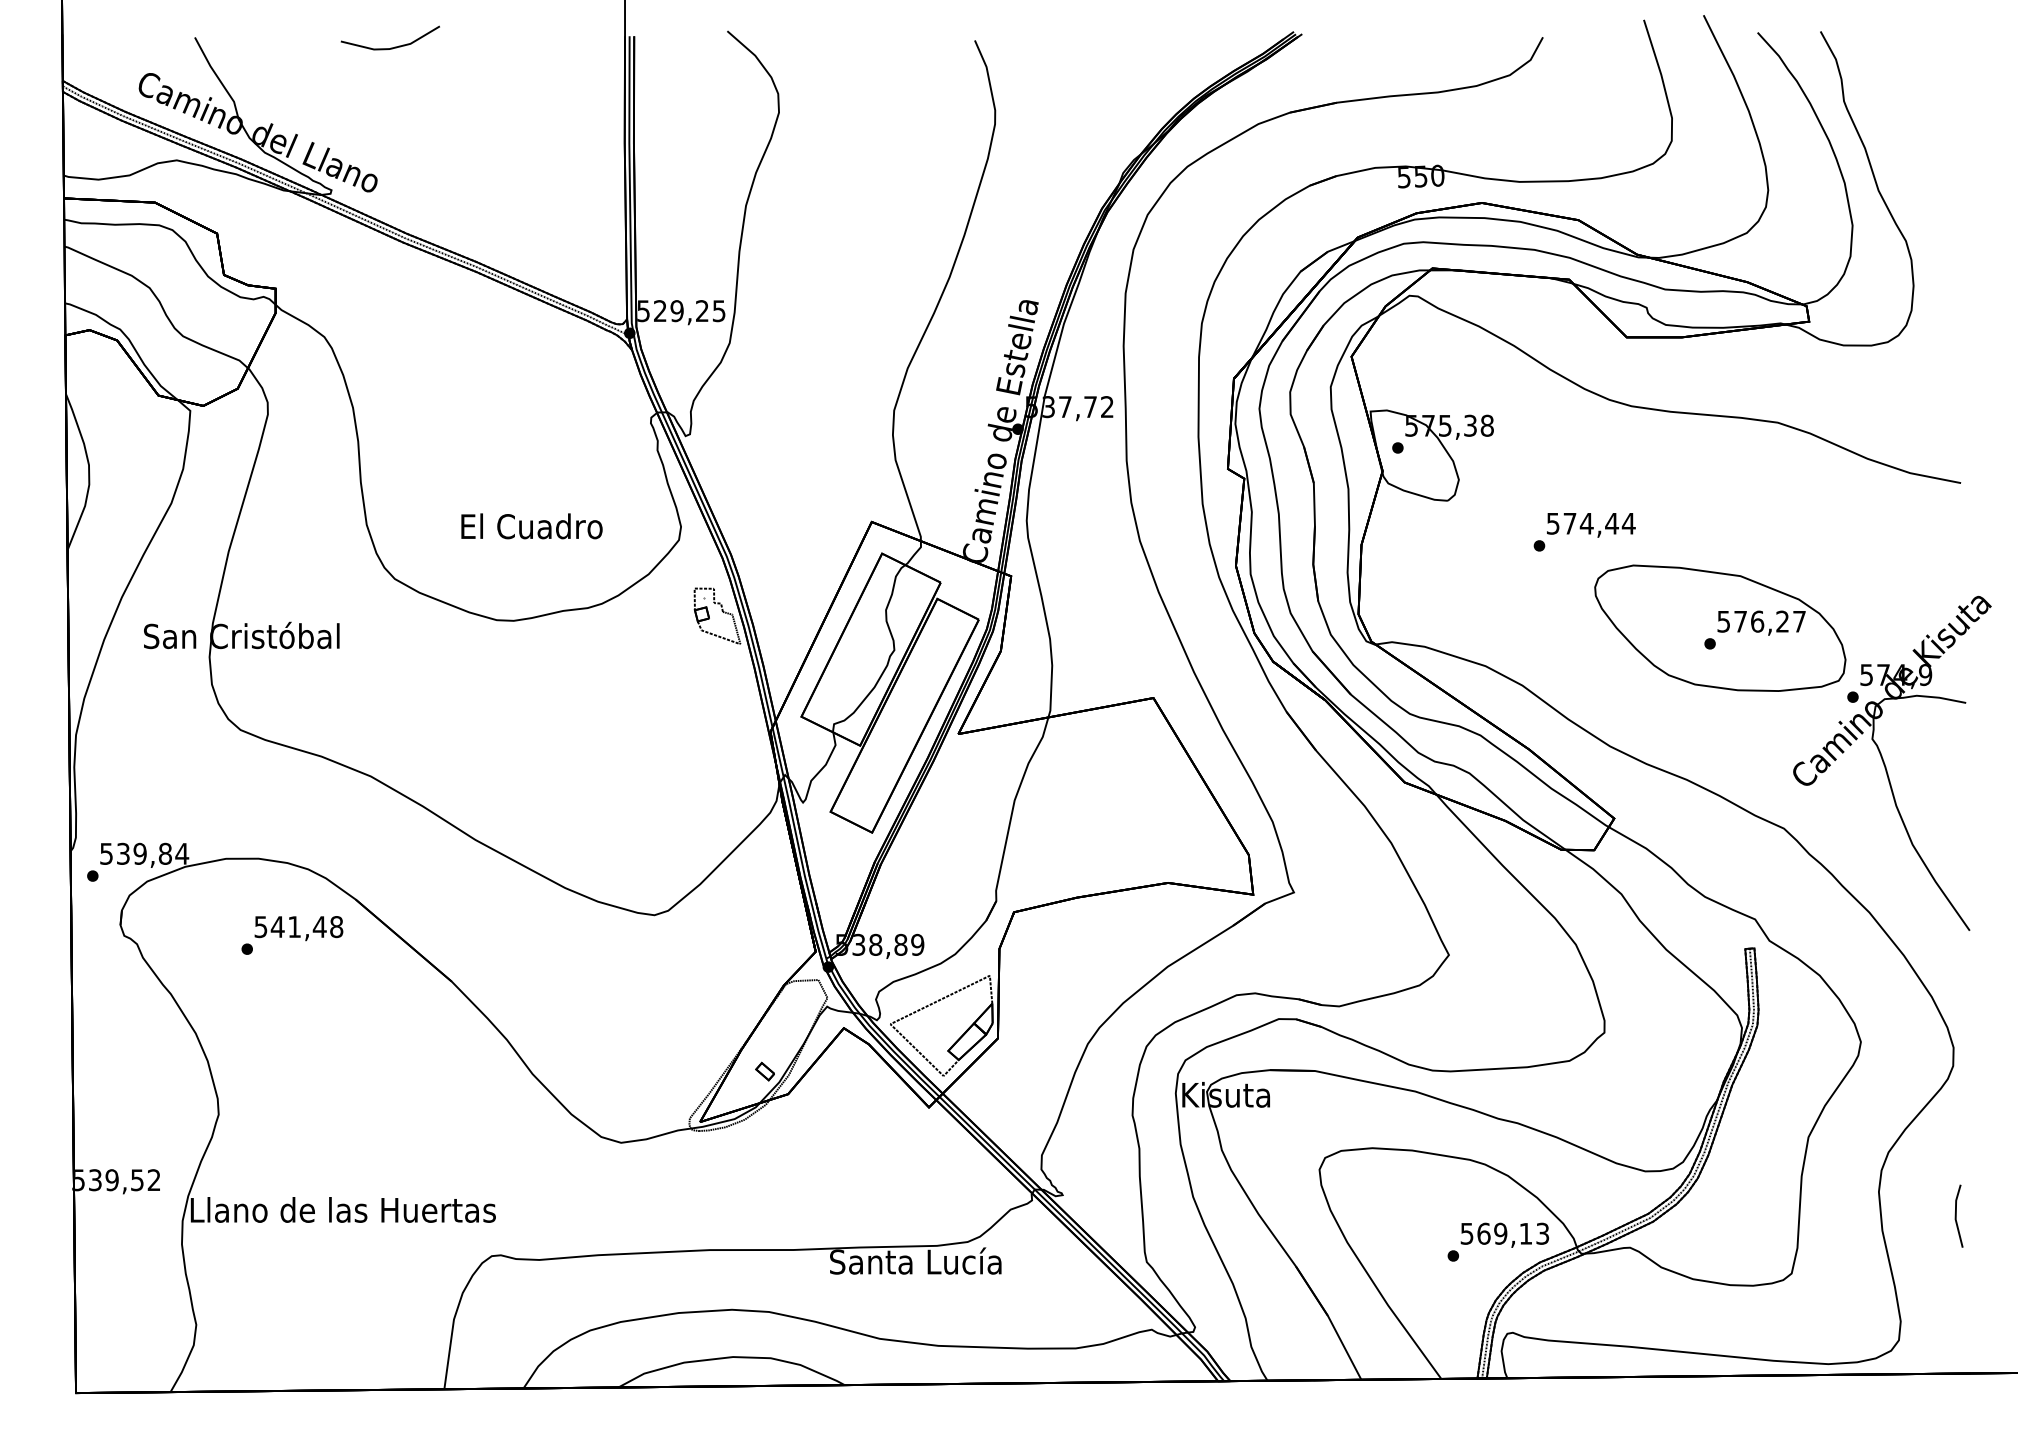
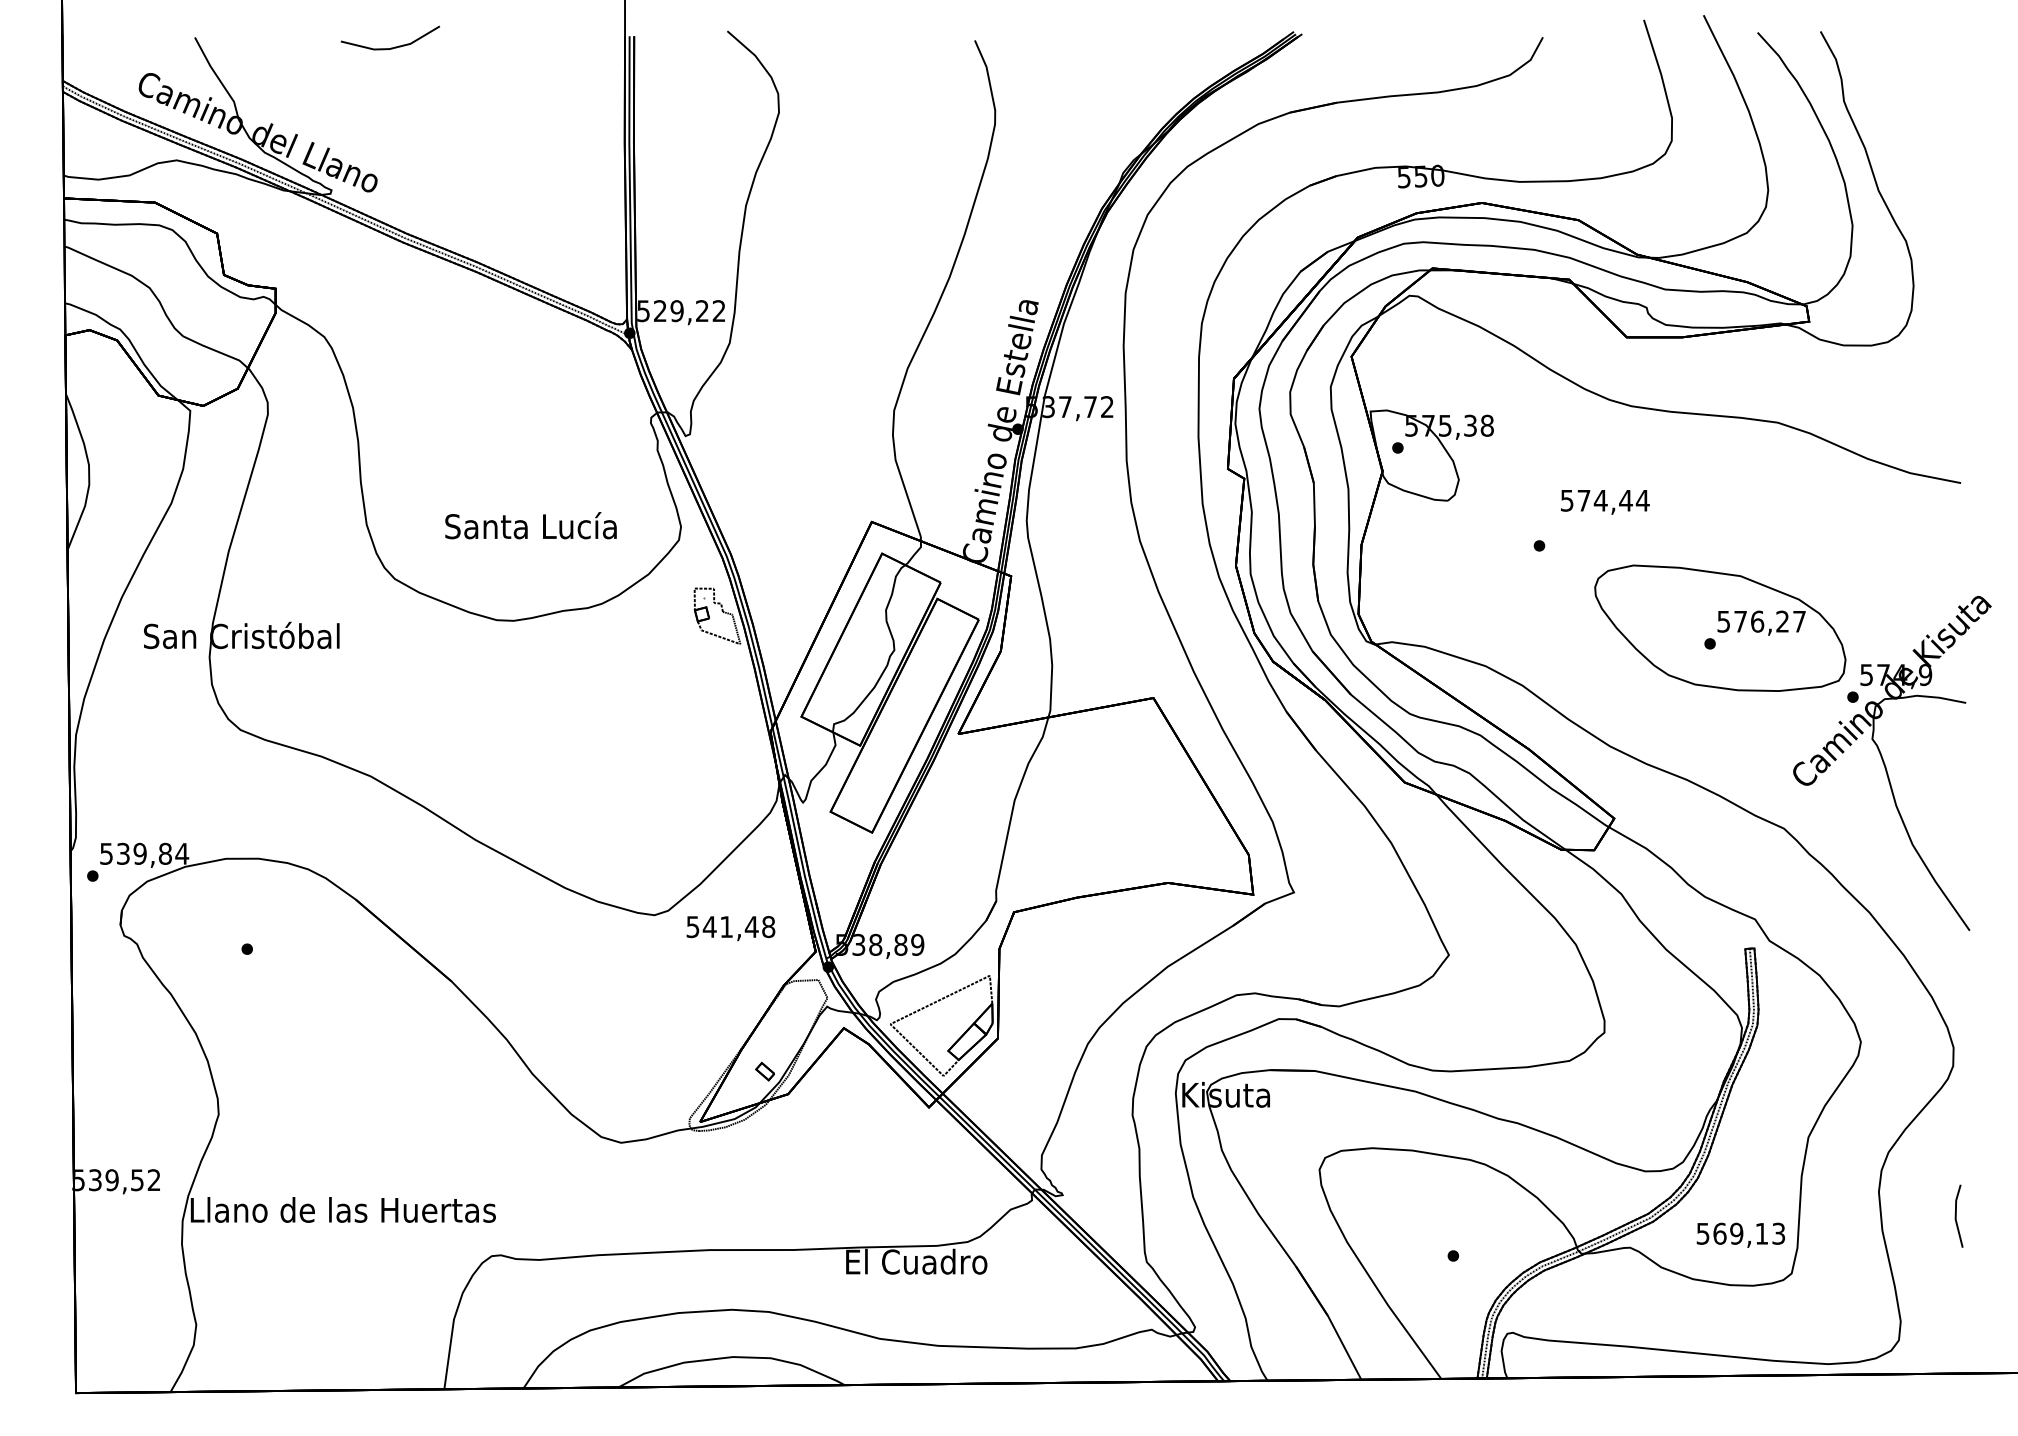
text: 529,25 -> 529,22 (718, 311)
text: El Cuadro -> Santa Lucía (530, 525)
text position: (1591, 525) -> (1605, 502) (1605, 502)
text position: (298, 928) -> (730, 928) (730, 928)
text position: (1504, 1234) -> (1740, 1234) (1740, 1234)
text: Santa Lucía -> El Cuadro (915, 1260)
